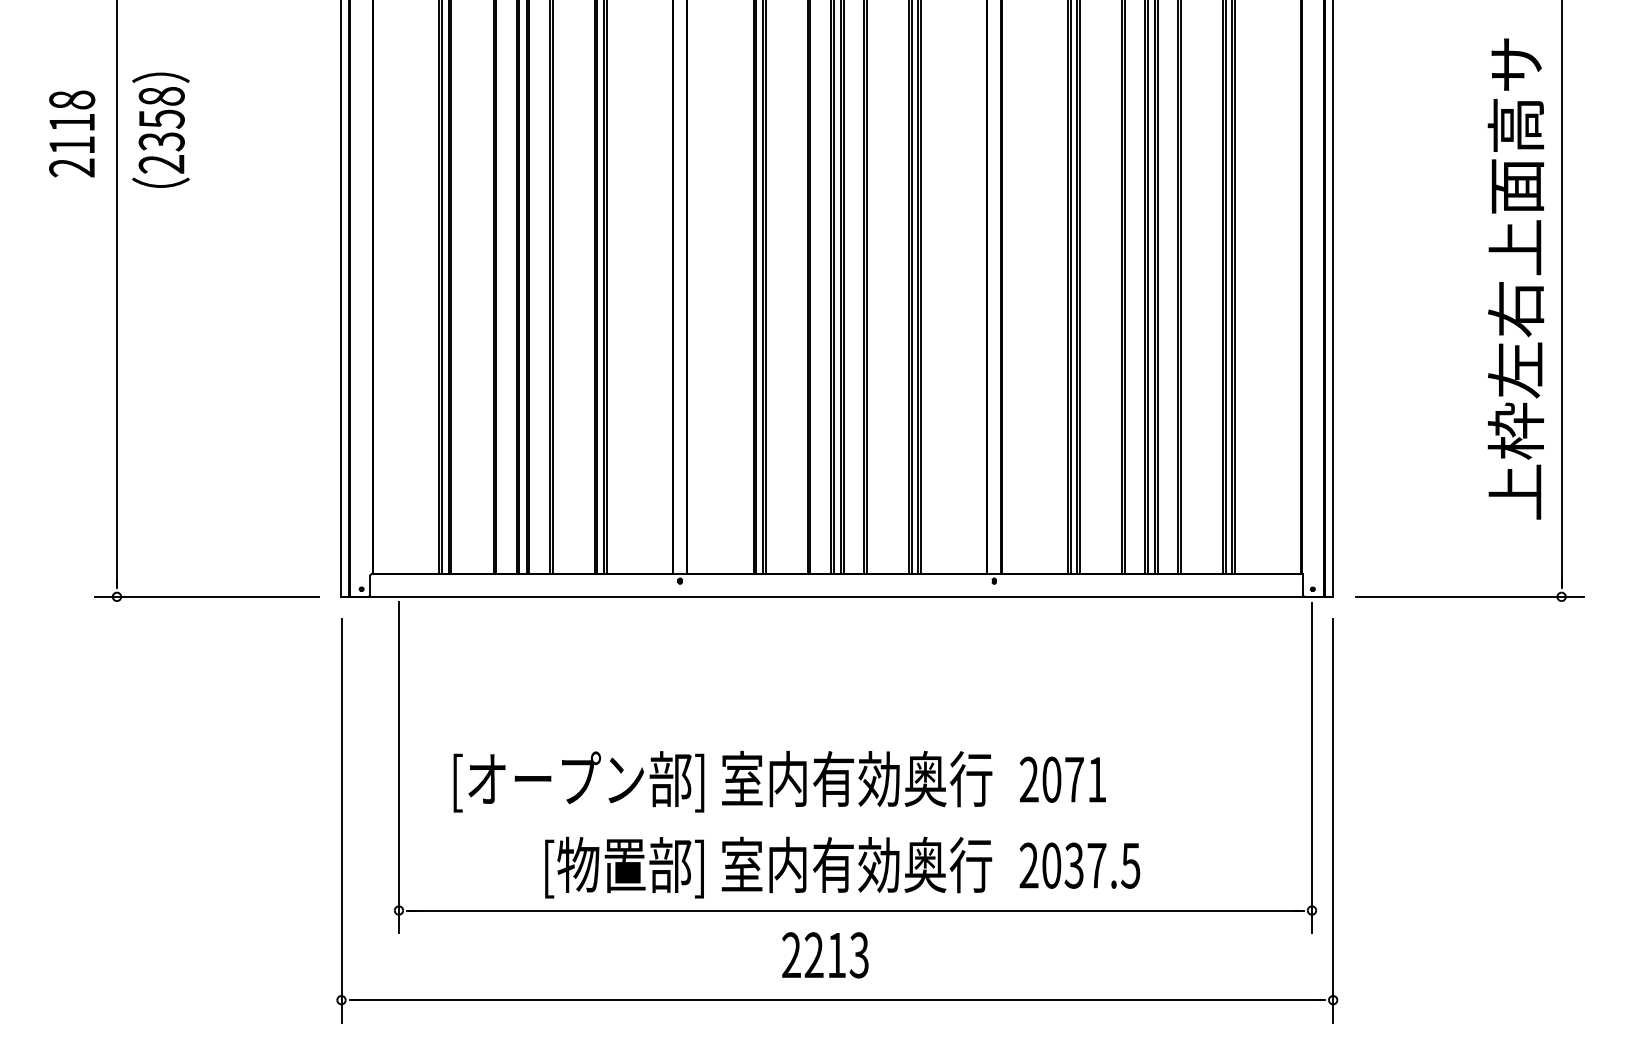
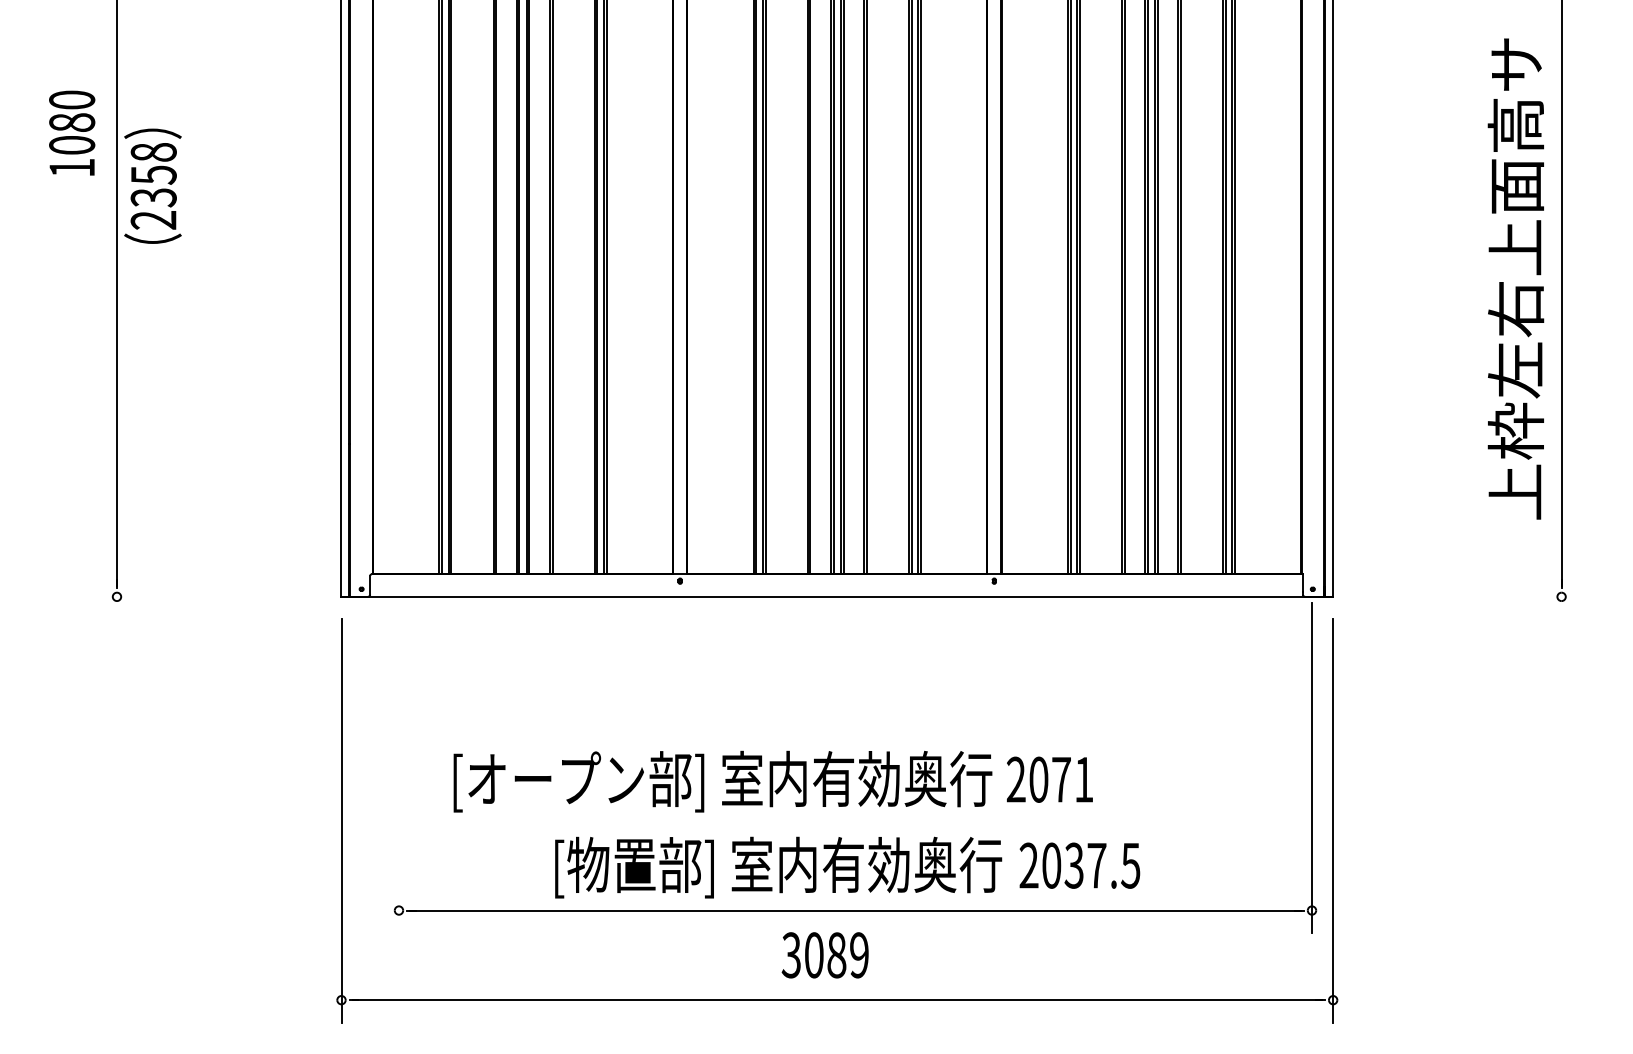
text position: (160, 129) -> (152, 185) (152, 185)
text: 2118 -> 1080 (72, 133)
line: present -> none (206, 596)
line: present -> none (1470, 596)
line: present -> none (398, 767)
text position: (1062, 779) -> (1049, 779) (1049, 779)
text position: (768, 867) -> (778, 867) (778, 867)
text: 2213 -> 3089 (824, 955)
